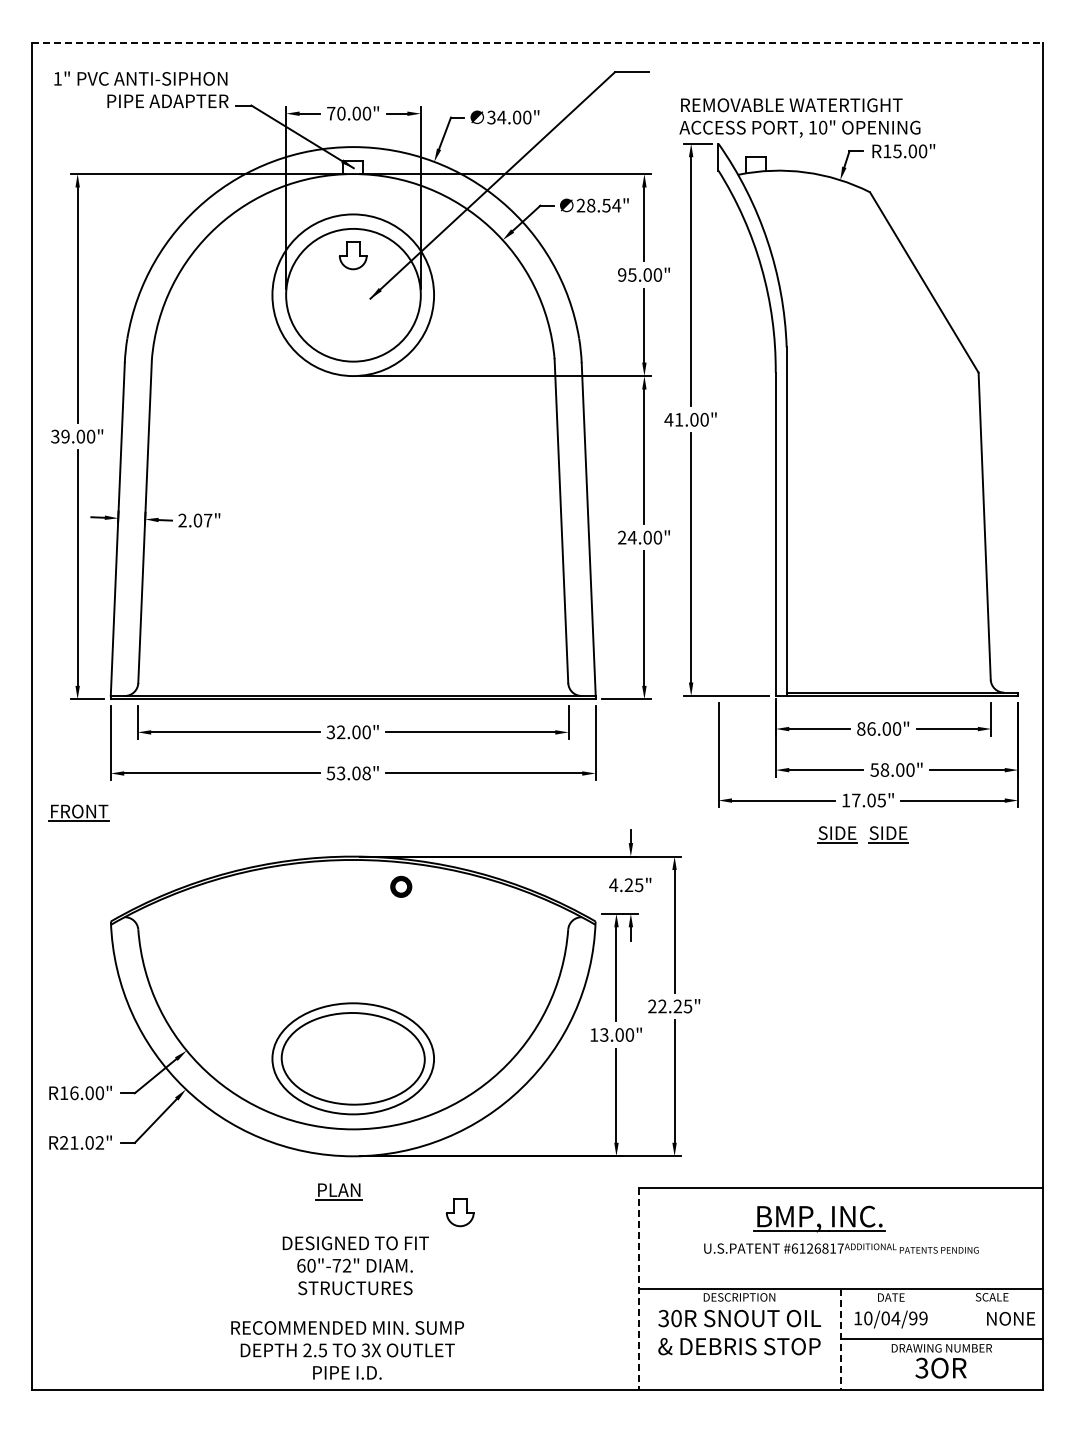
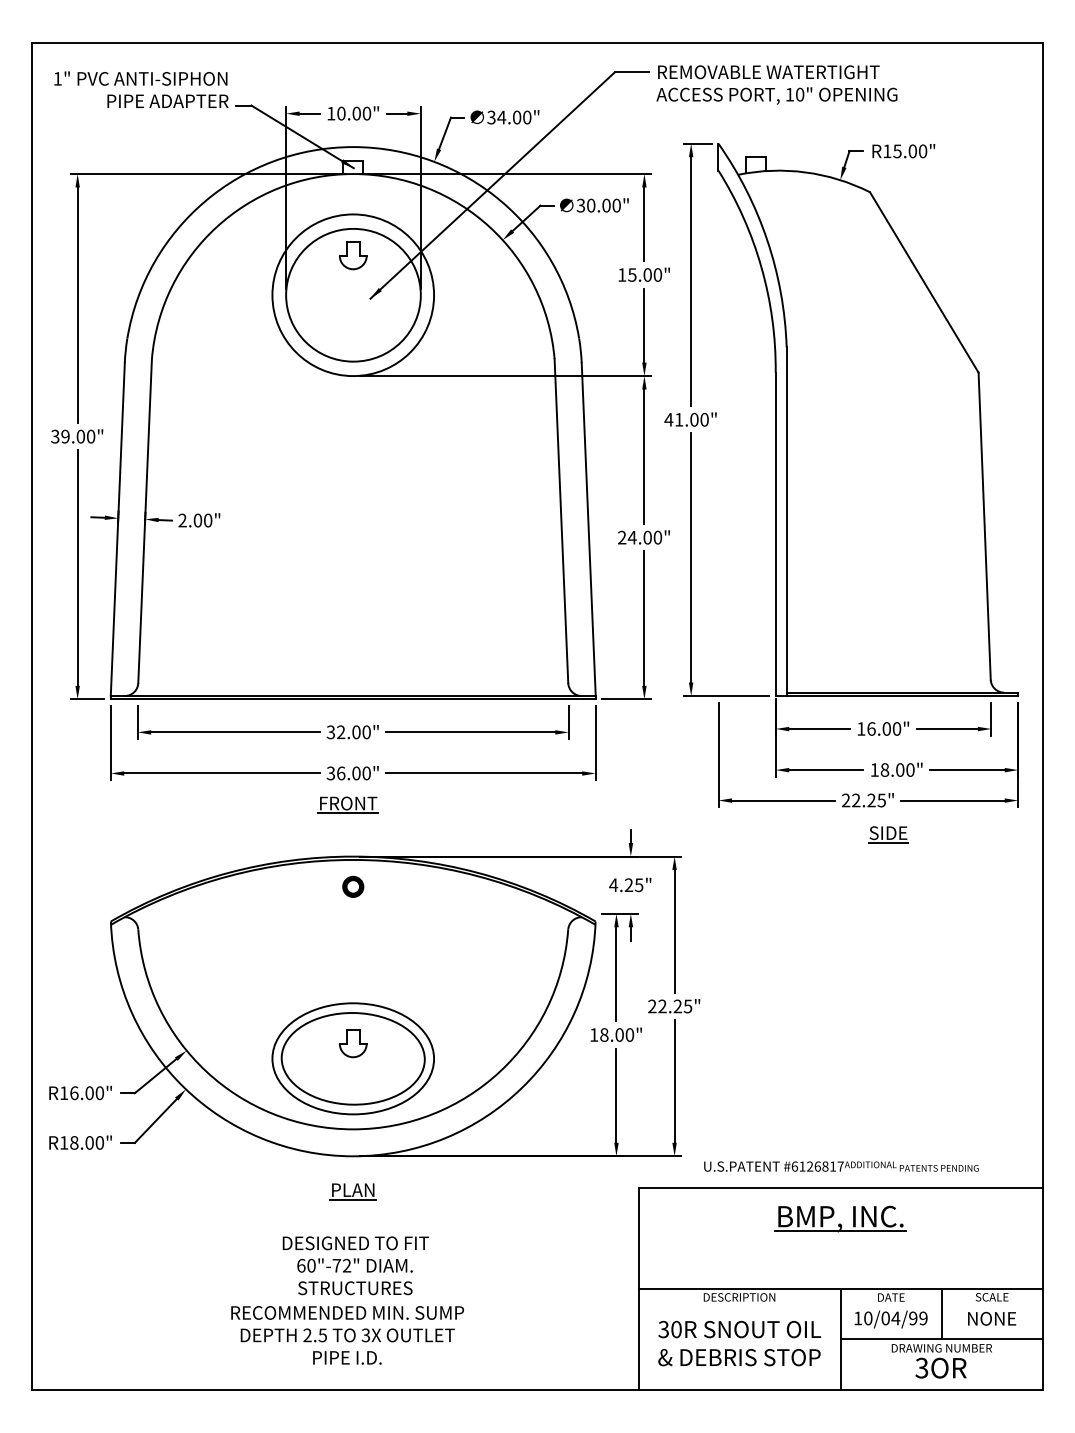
line: dashed -> solid (538, 42)
text: 70.00" -> 10.00" (331, 113)
text position: (799, 117) -> (776, 84) (776, 84)
text: 28.54" -> 30.00" (598, 205)
text: 95.00" -> 15.00" (622, 274)
text: 2.07" -> 2.00" (208, 520)
text: 86.00" -> 16.00" (861, 728)
text: 58.00" -> 18.00" (874, 769)
text: 53.08" -> 36.00" (348, 773)
text: 17.05" -> 22.25" (858, 800)
part position: (78, 812) -> (347, 804) (347, 804)
part: present -> none (837, 834)
part position: (401, 886) -> (353, 886) (353, 886)
text: 13.00" -> 18.00" (604, 1034)
text: R21.02" -> R18.00" (82, 1142)
part position: (338, 1191) -> (352, 1191) (352, 1191)
part position: (459, 1212) -> (352, 1043) (352, 1043)
part position: (819, 1218) -> (840, 1218) (840, 1218)
text position: (841, 1248) -> (841, 1166) (841, 1166)
line: dashed -> solid (638, 1289)
line: none -> present (941, 1313)
text position: (1011, 1318) -> (992, 1318) (992, 1318)
text position: (739, 1332) -> (739, 1343) (739, 1343)
line: dashed -> solid (840, 1339)
text position: (347, 1350) -> (347, 1335) (347, 1335)
